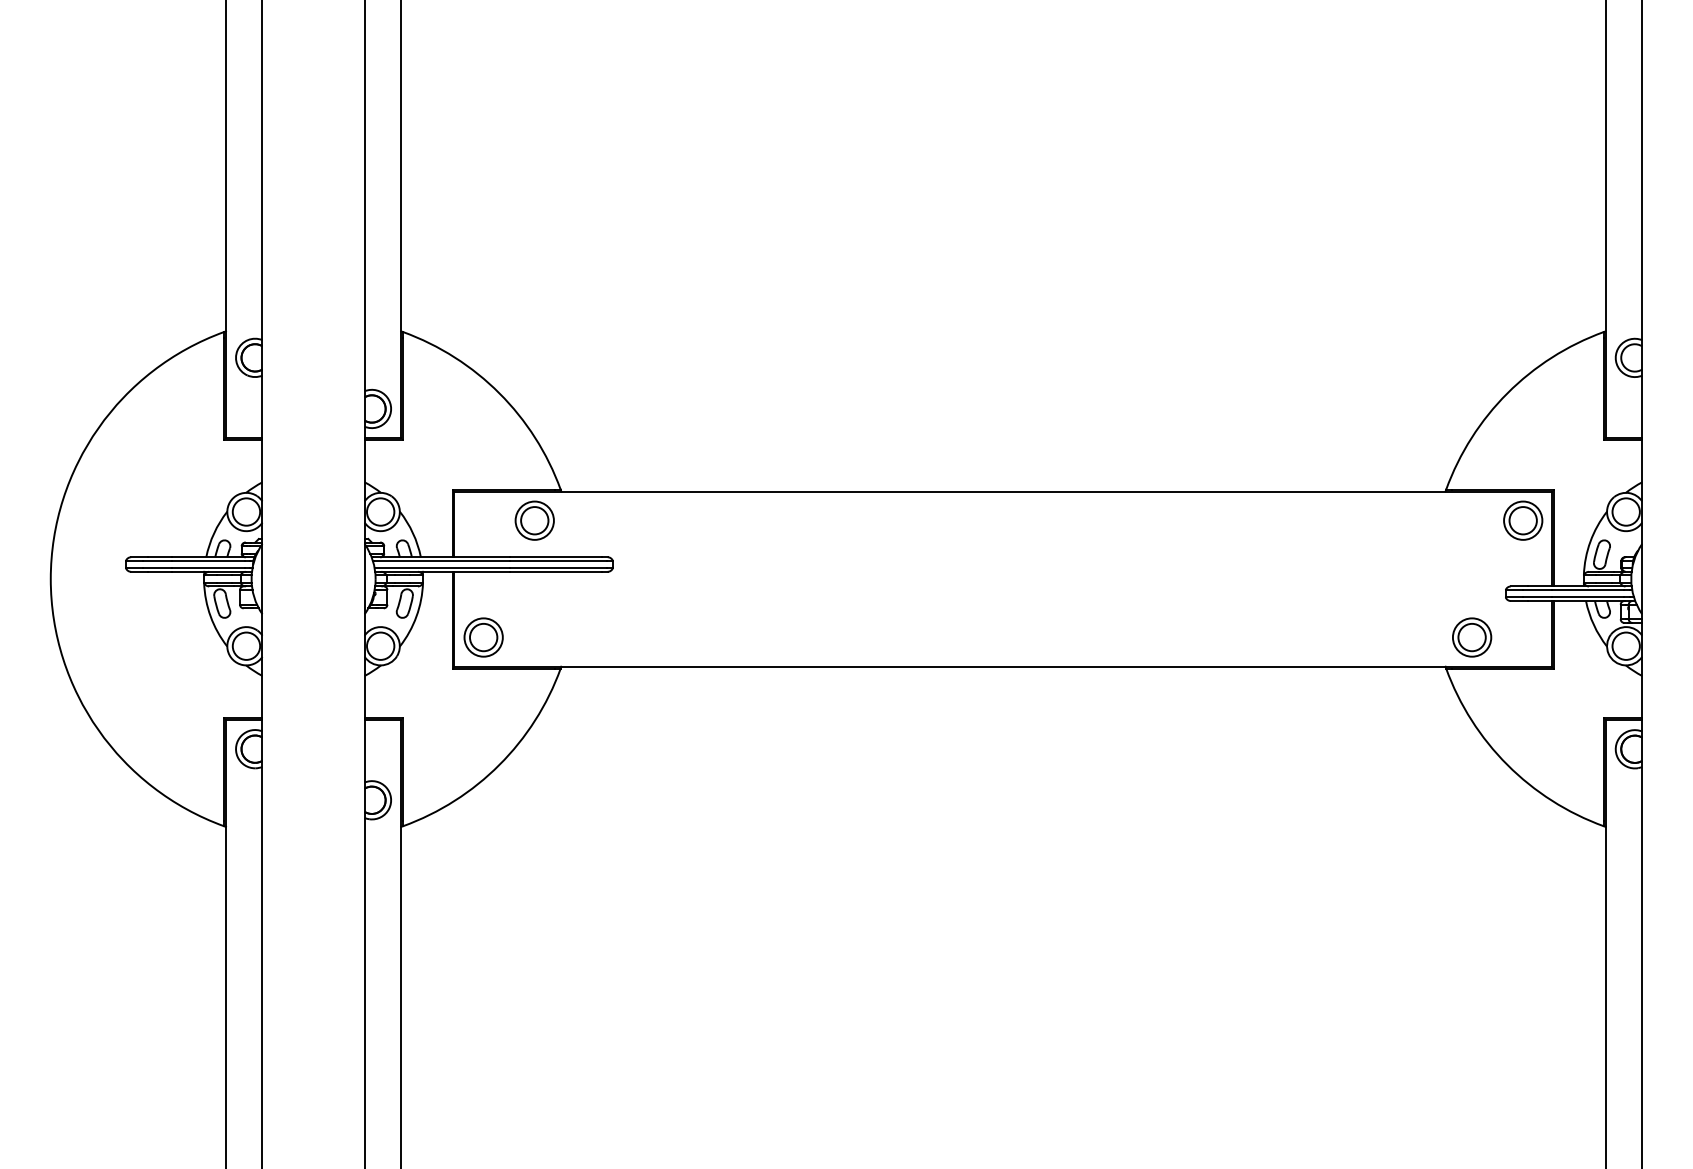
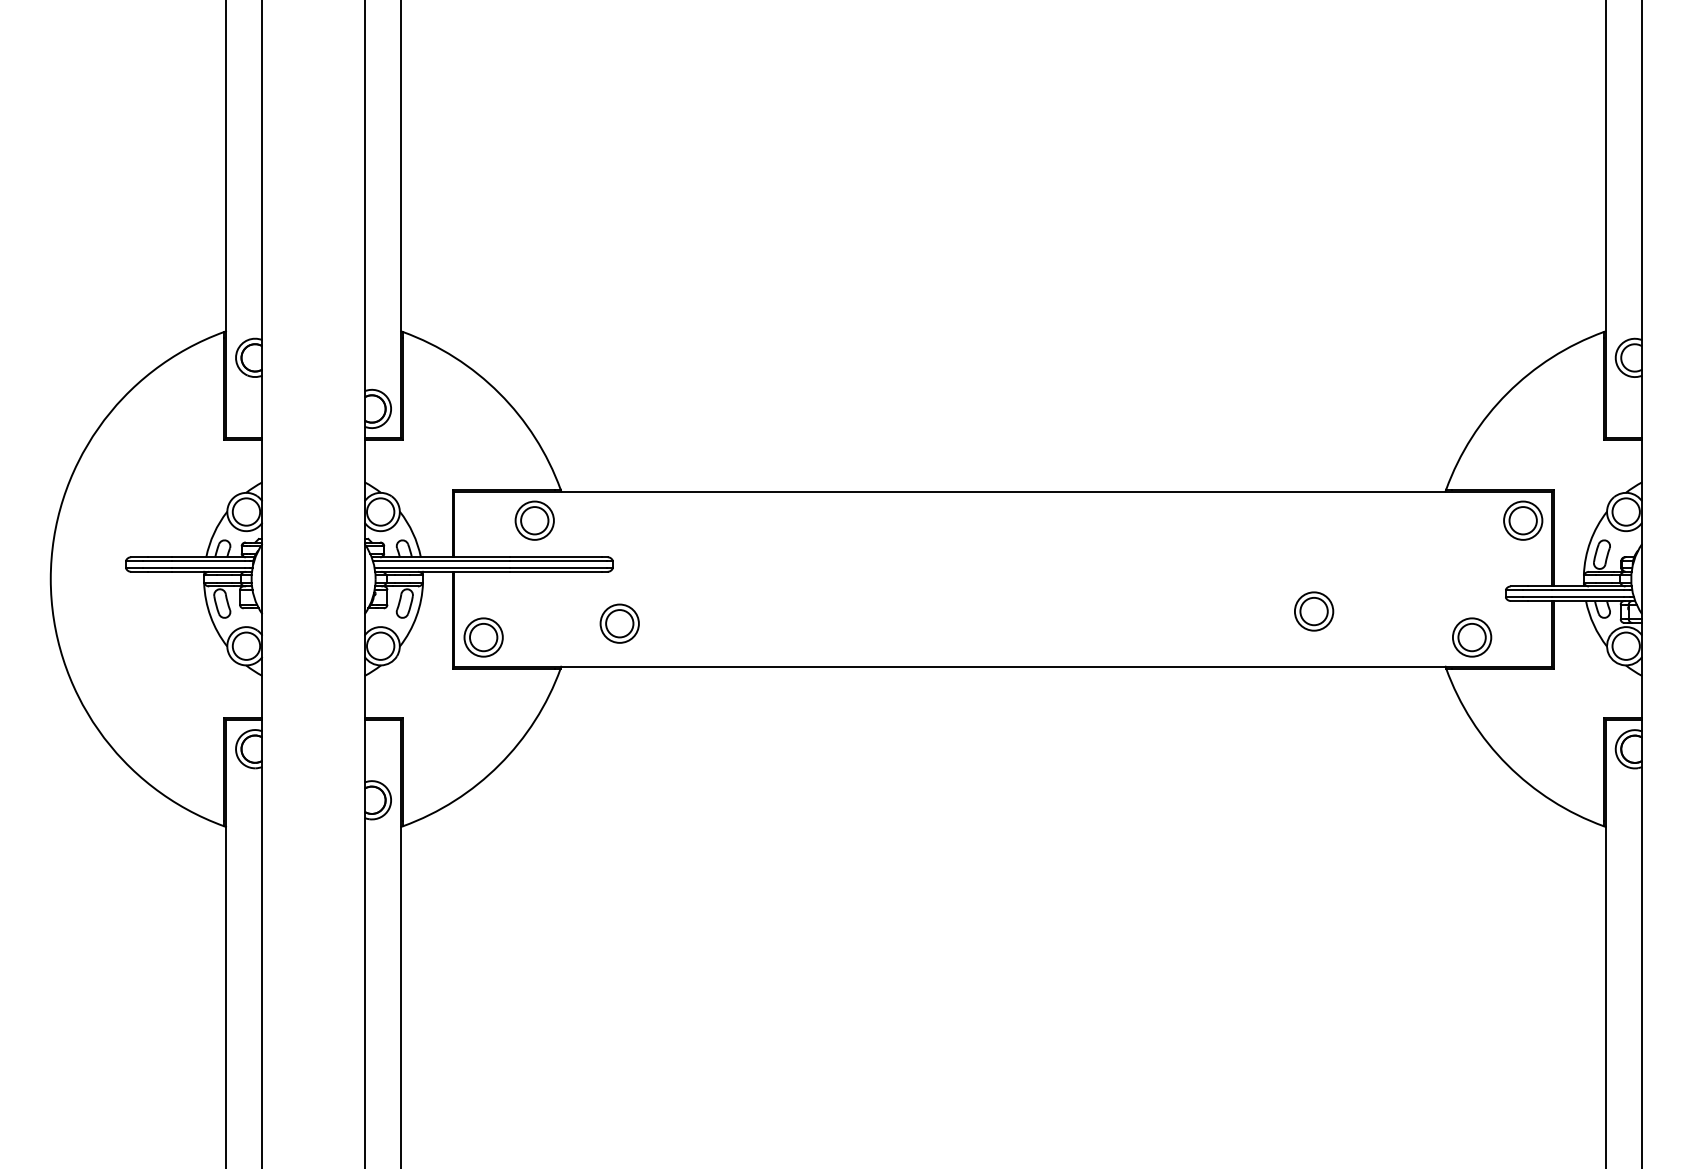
part: none -> present (1314, 611)
part: none -> present (619, 623)
